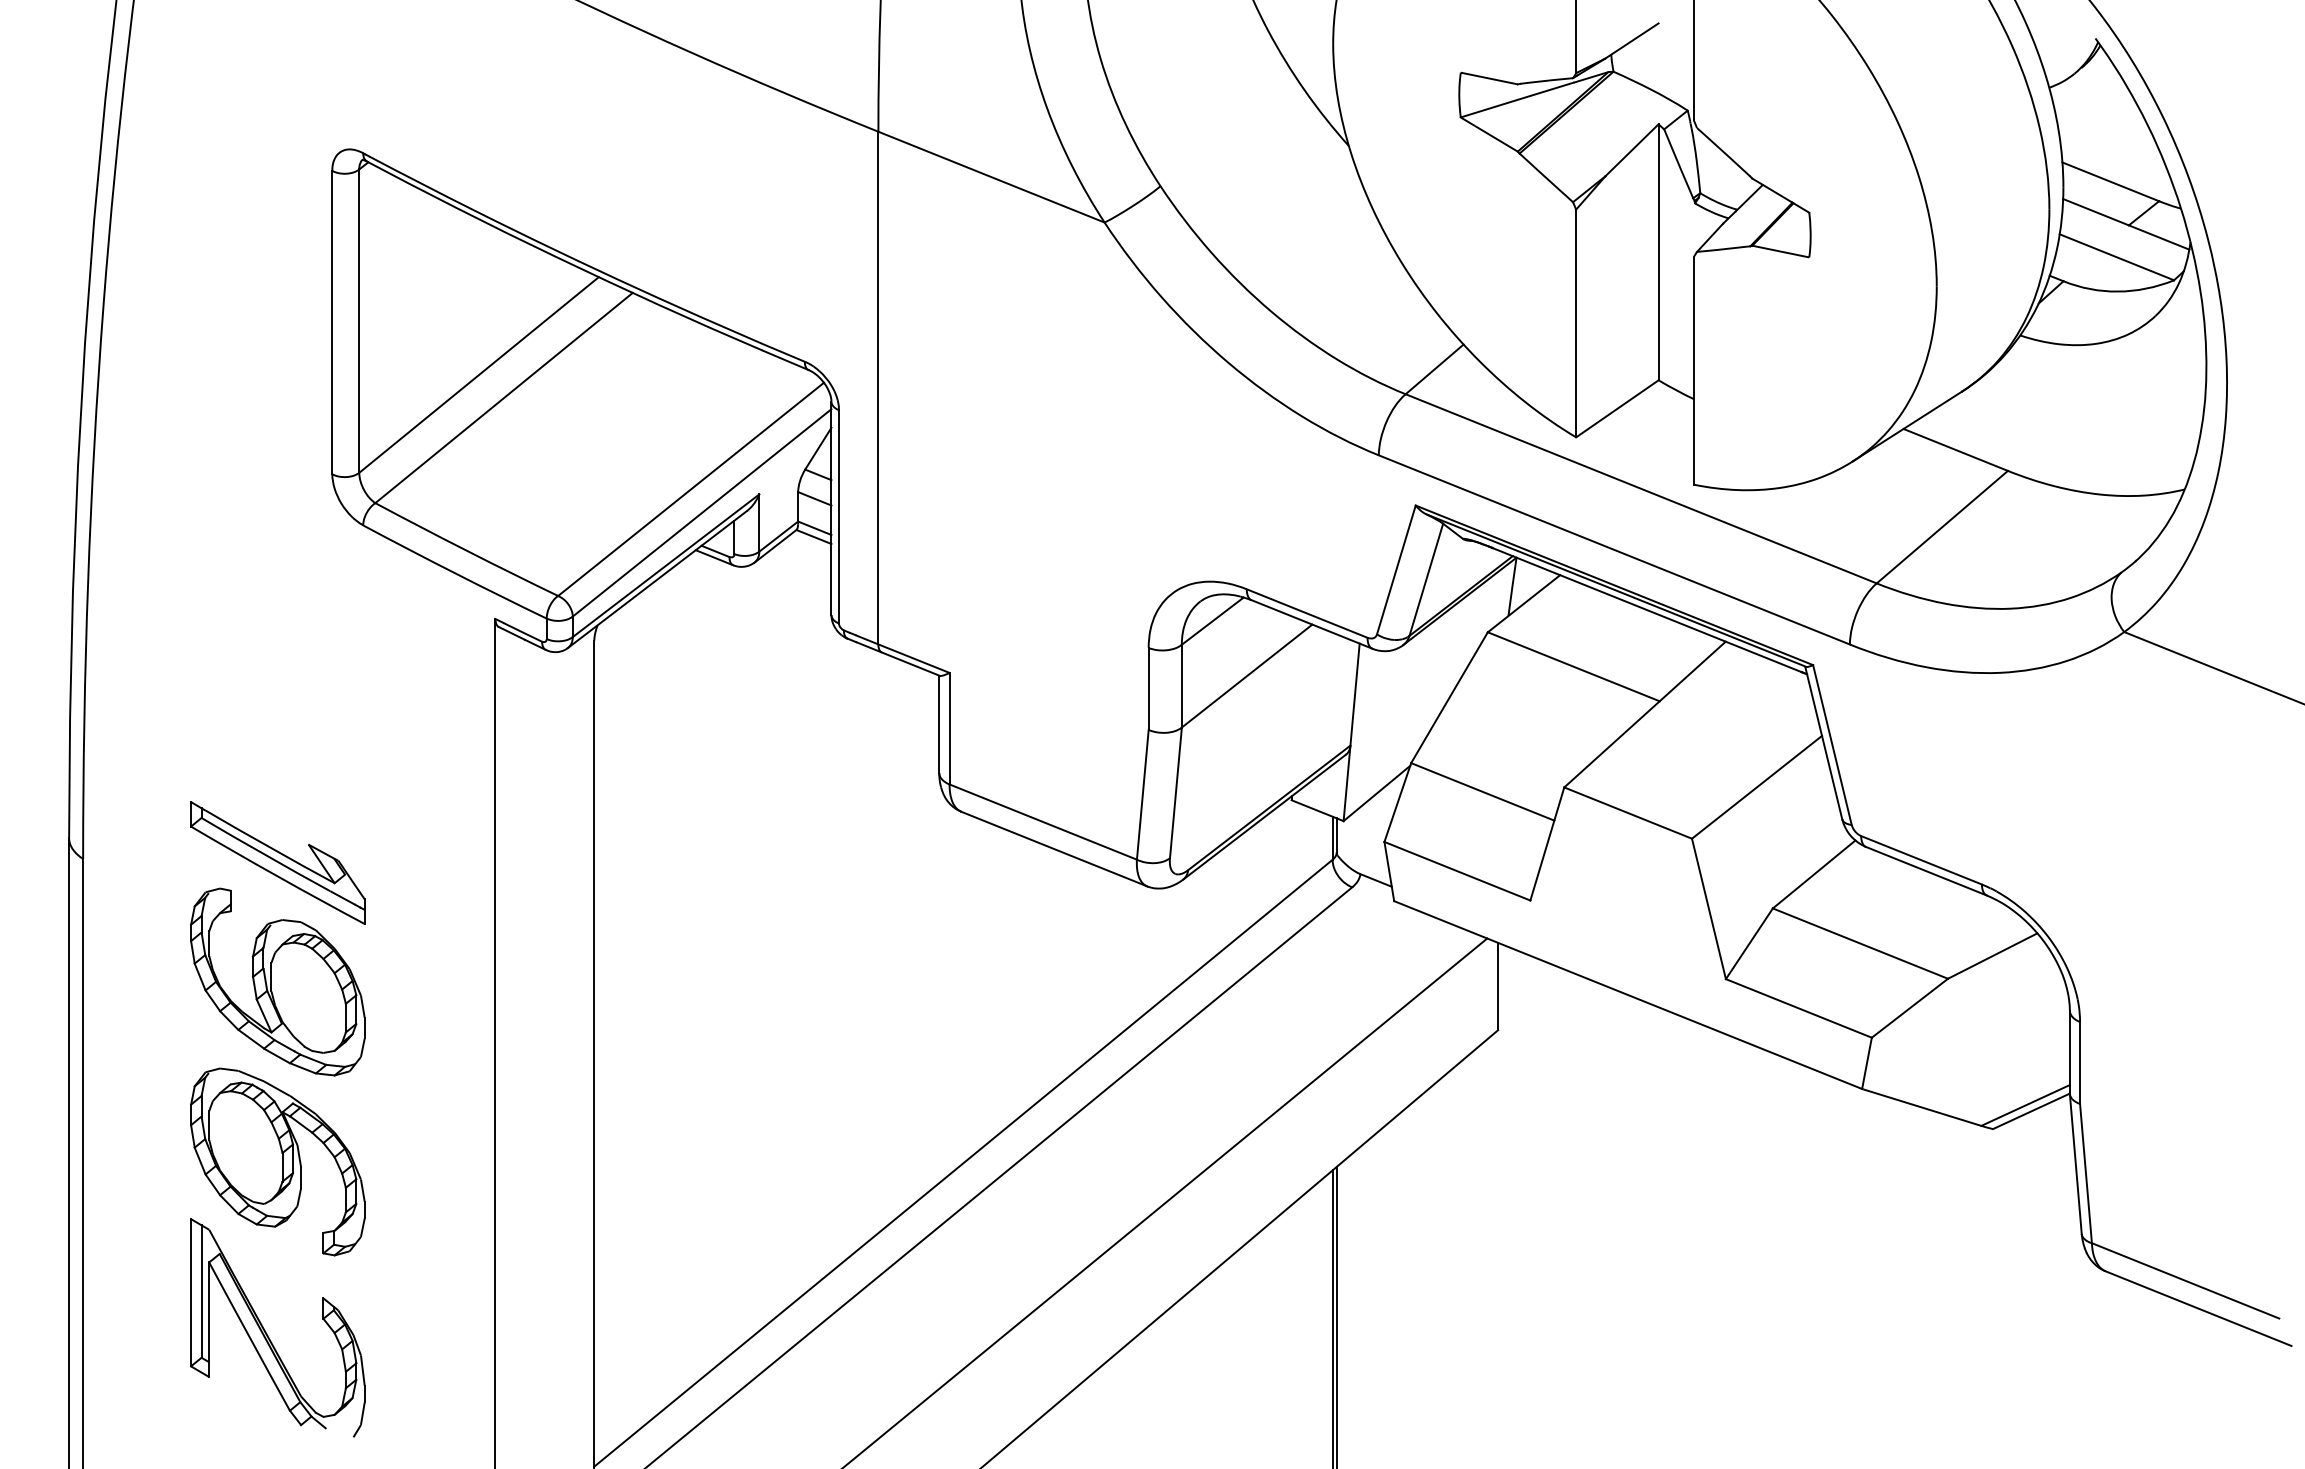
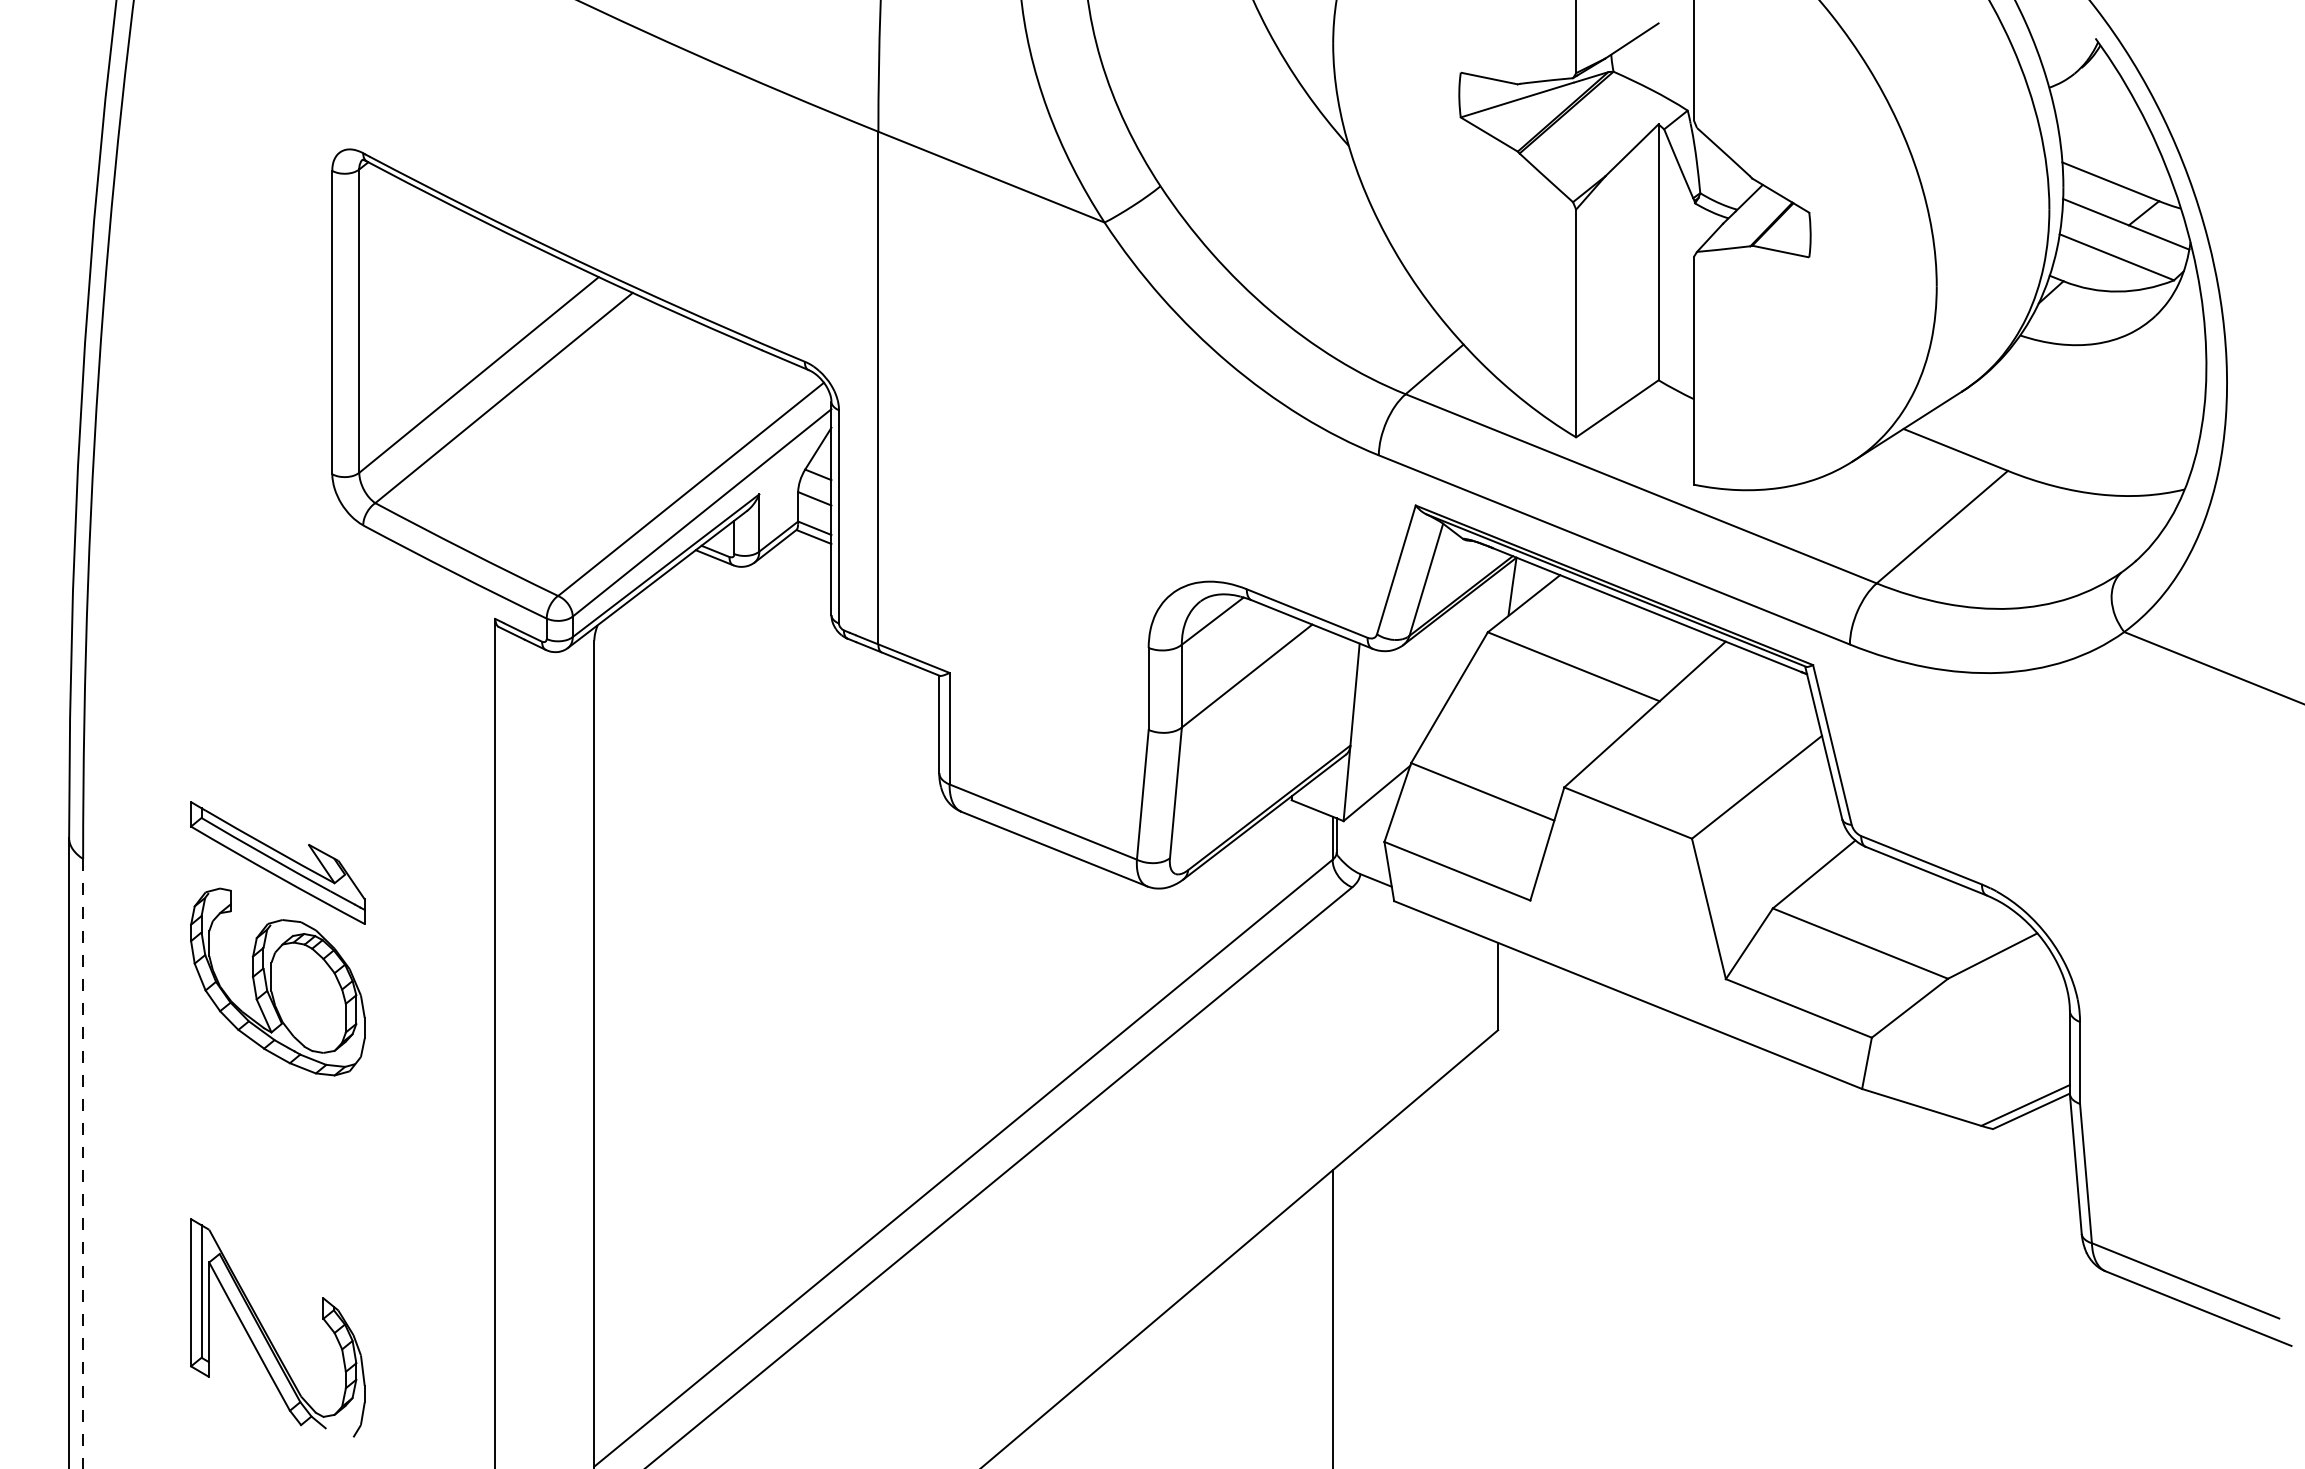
part: present -> none (277, 1161)
line: solid -> dashed (83, 1163)
line: present -> none (1166, 1201)
line: present -> none (1336, 1315)
